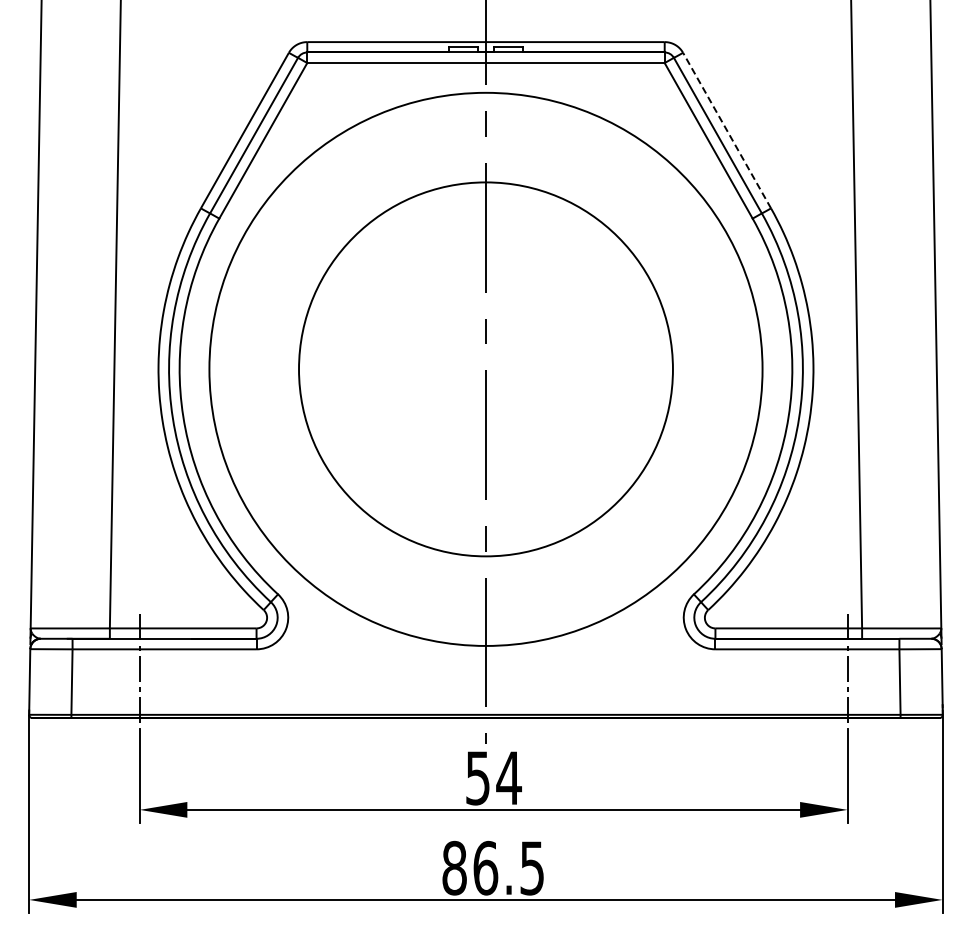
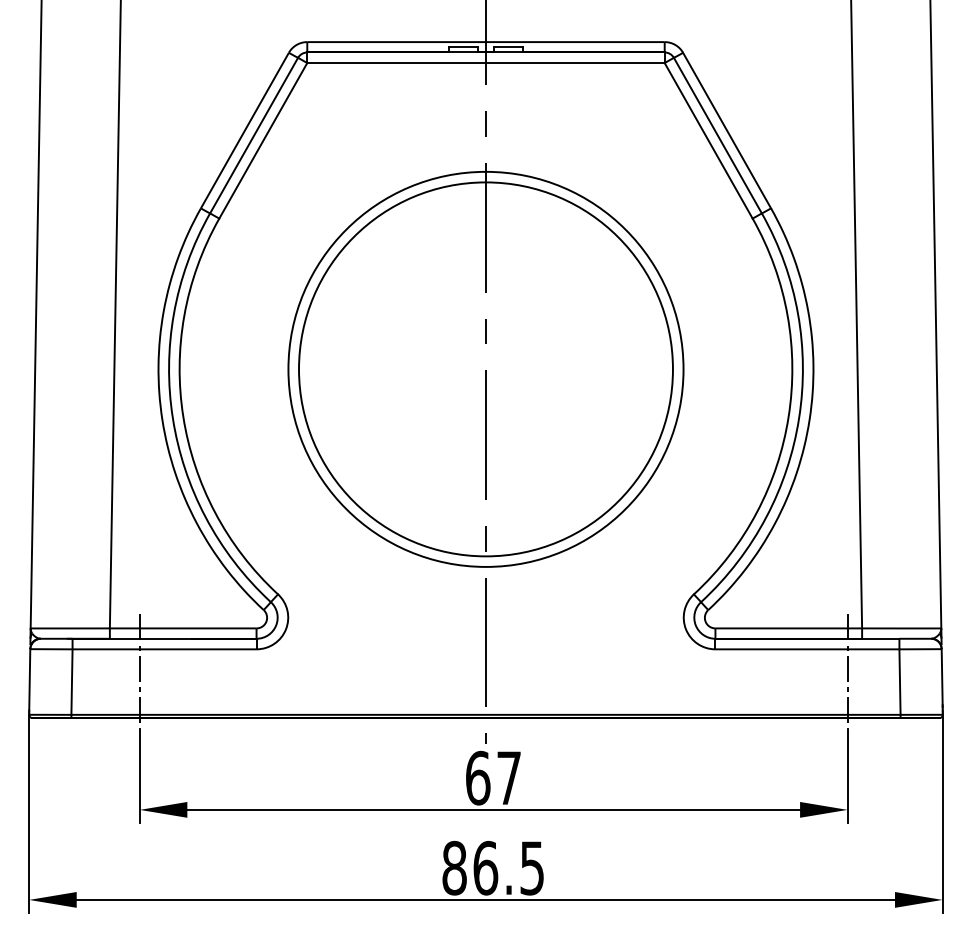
line: dashed -> solid (726, 130)
circle diameter: 553 px -> 395 px (485, 368)
text: 54 -> 67 (493, 777)
